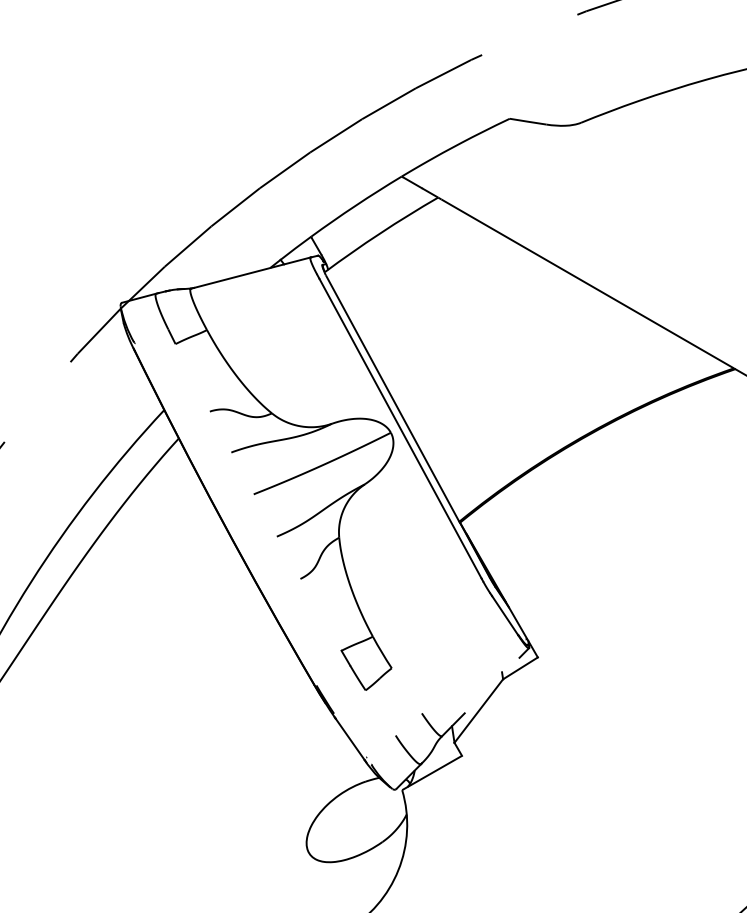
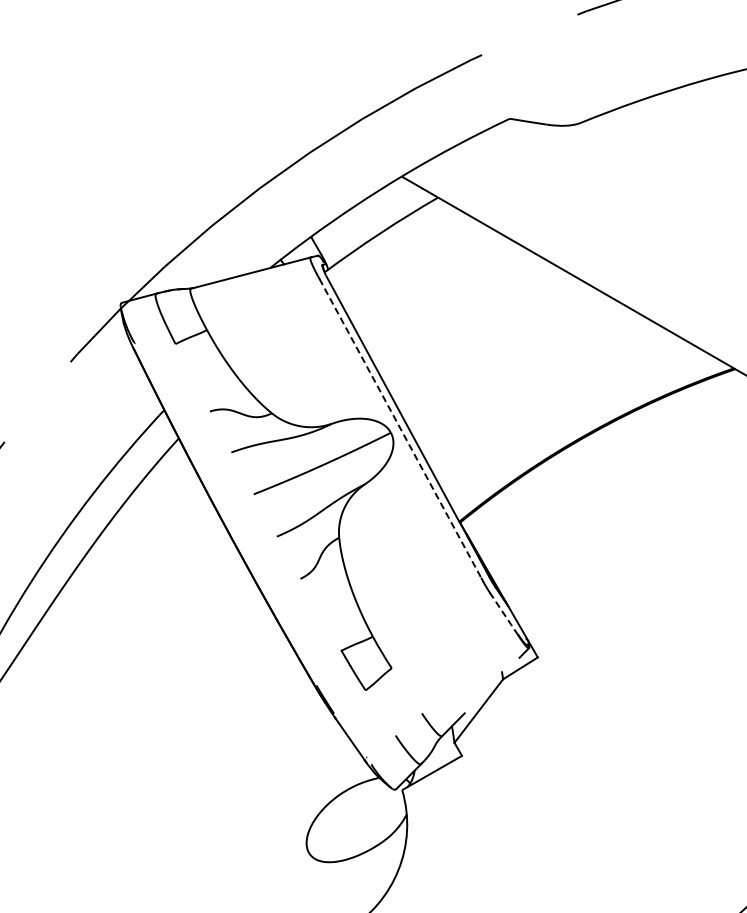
line: solid -> dashed (400, 429)
line: solid -> dashed (505, 615)
